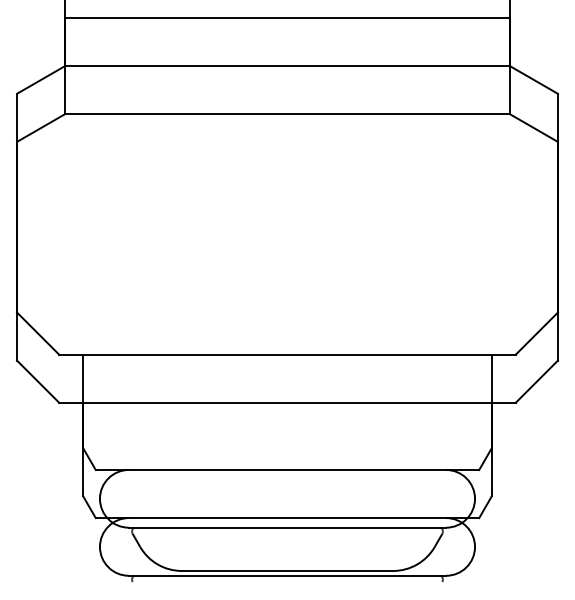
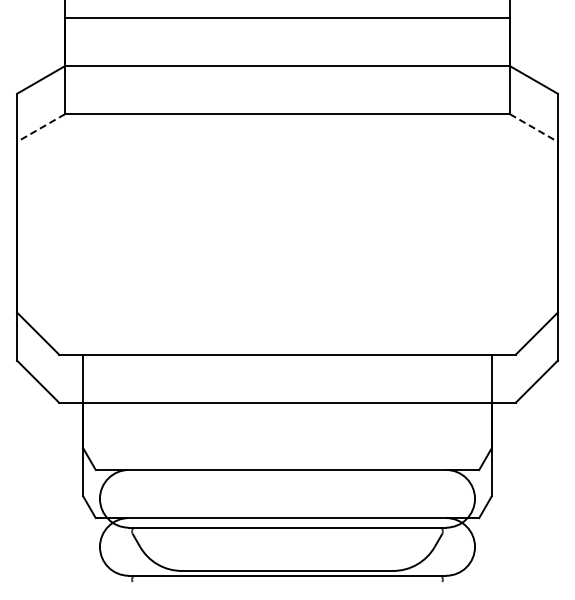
line: solid -> dashed (41, 128)
line: solid -> dashed (533, 128)
